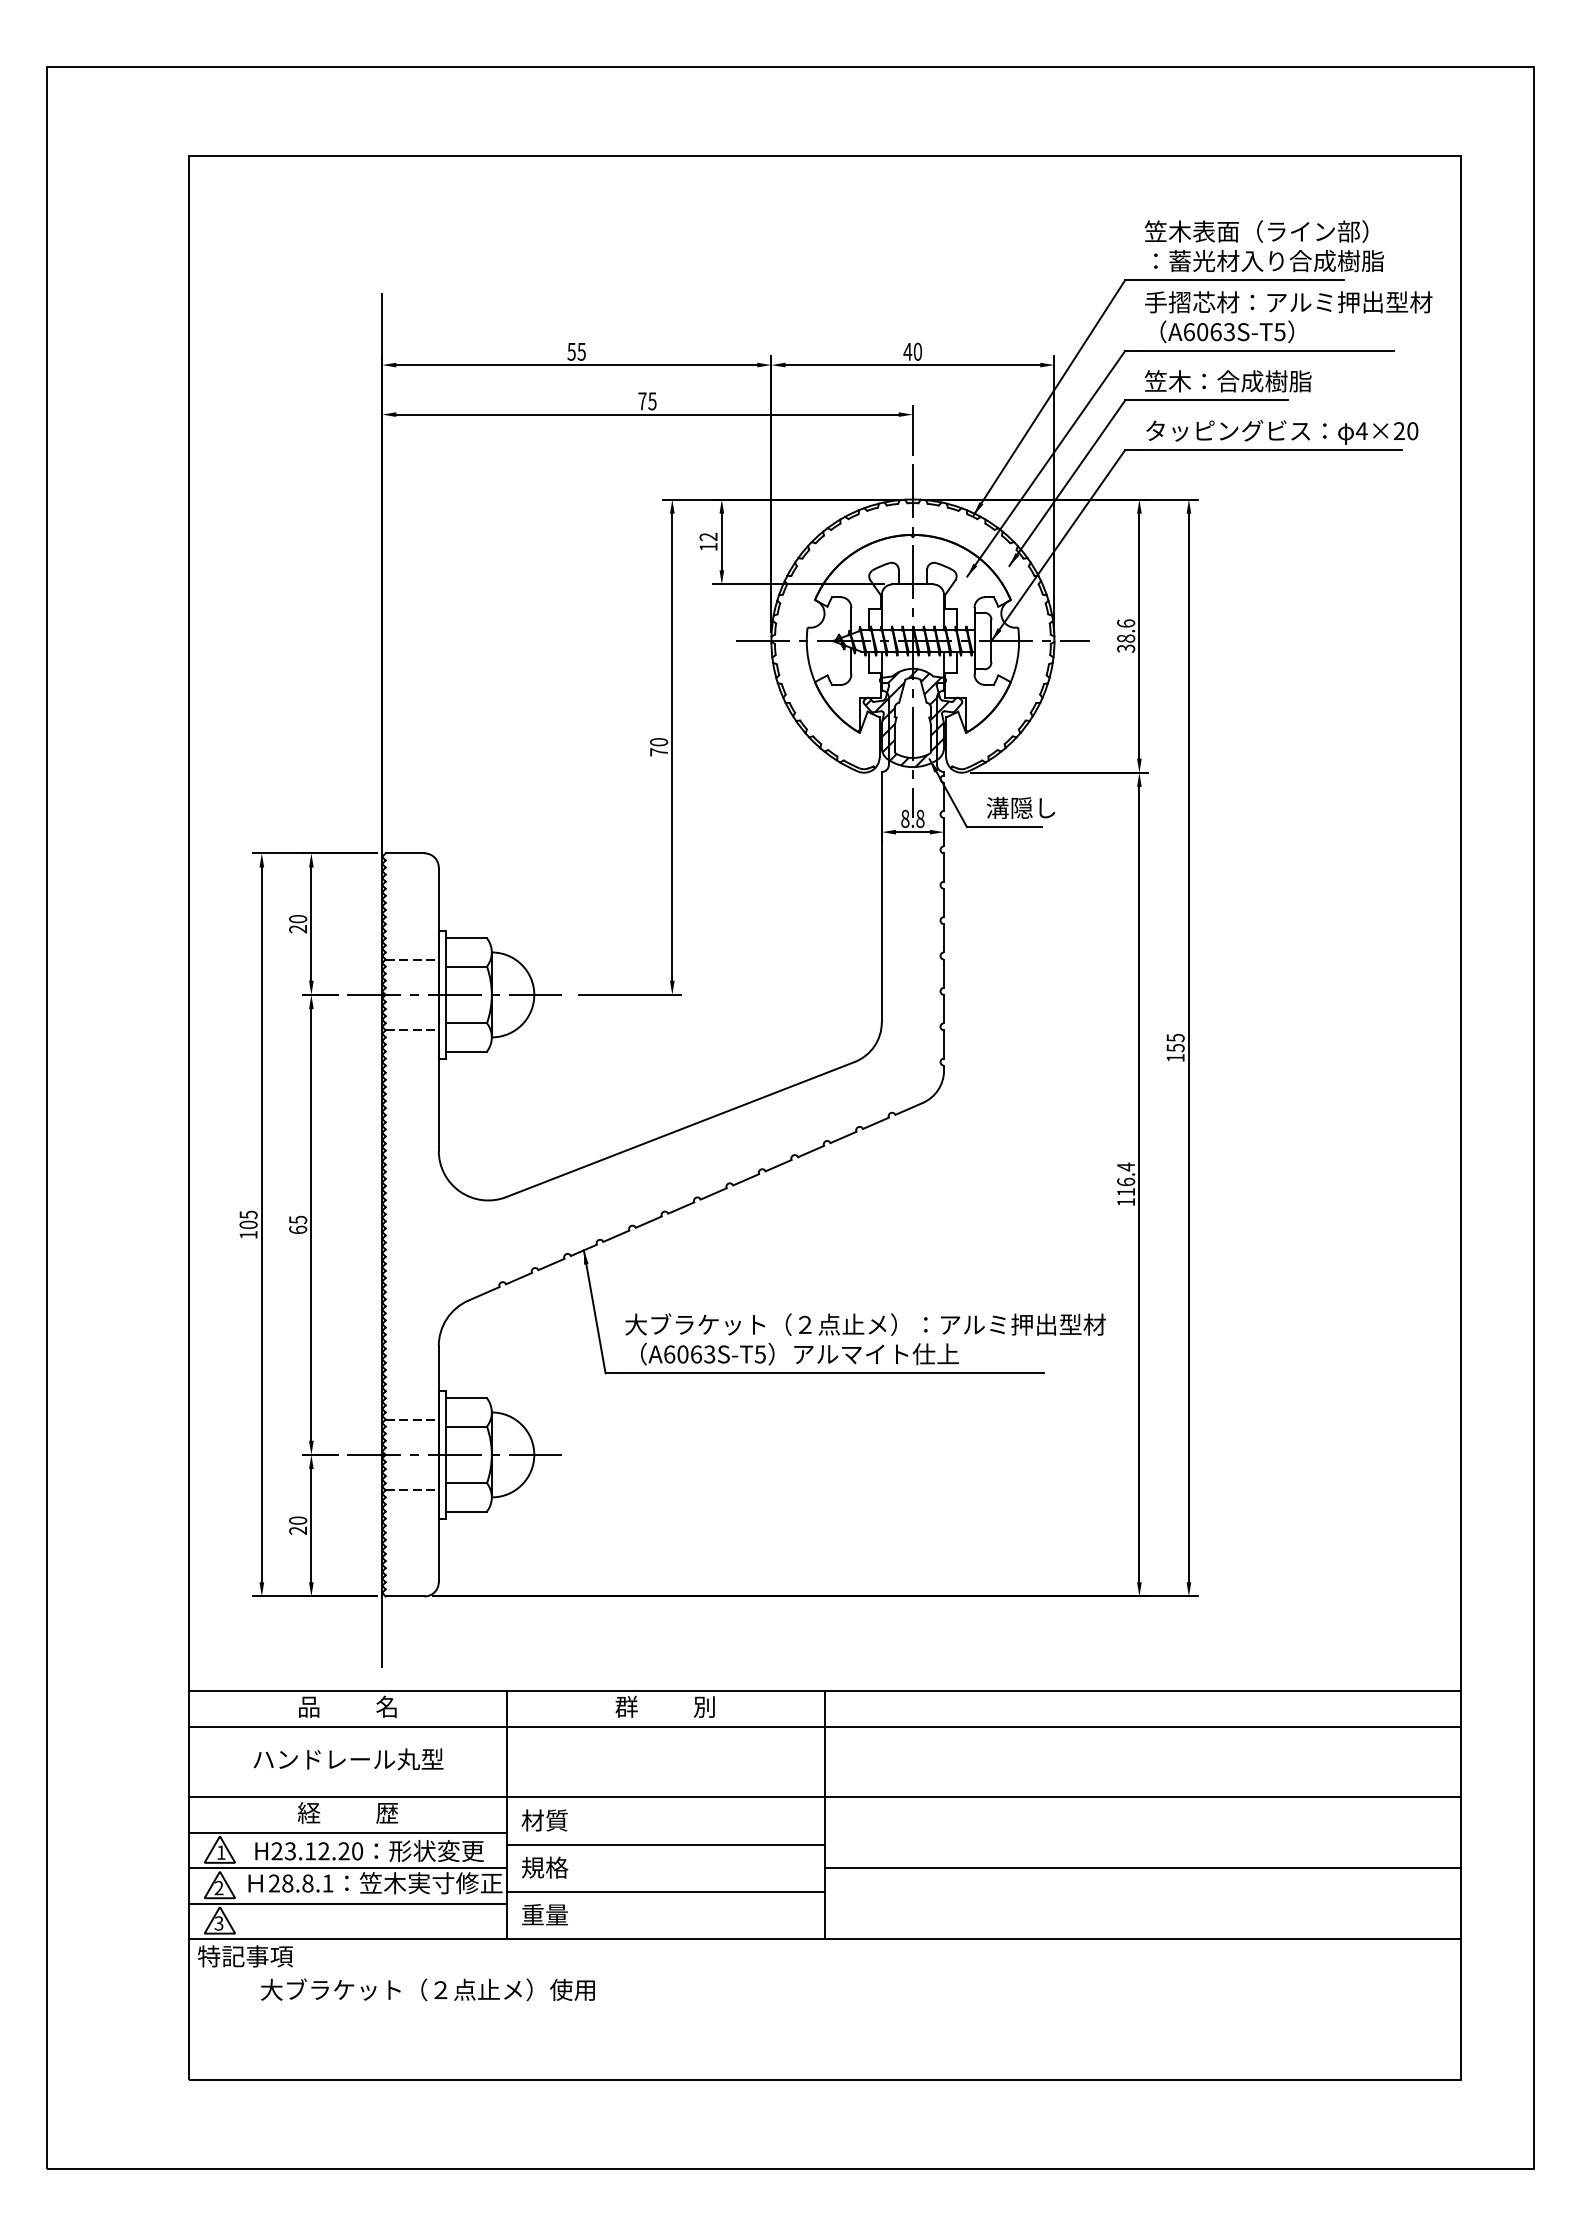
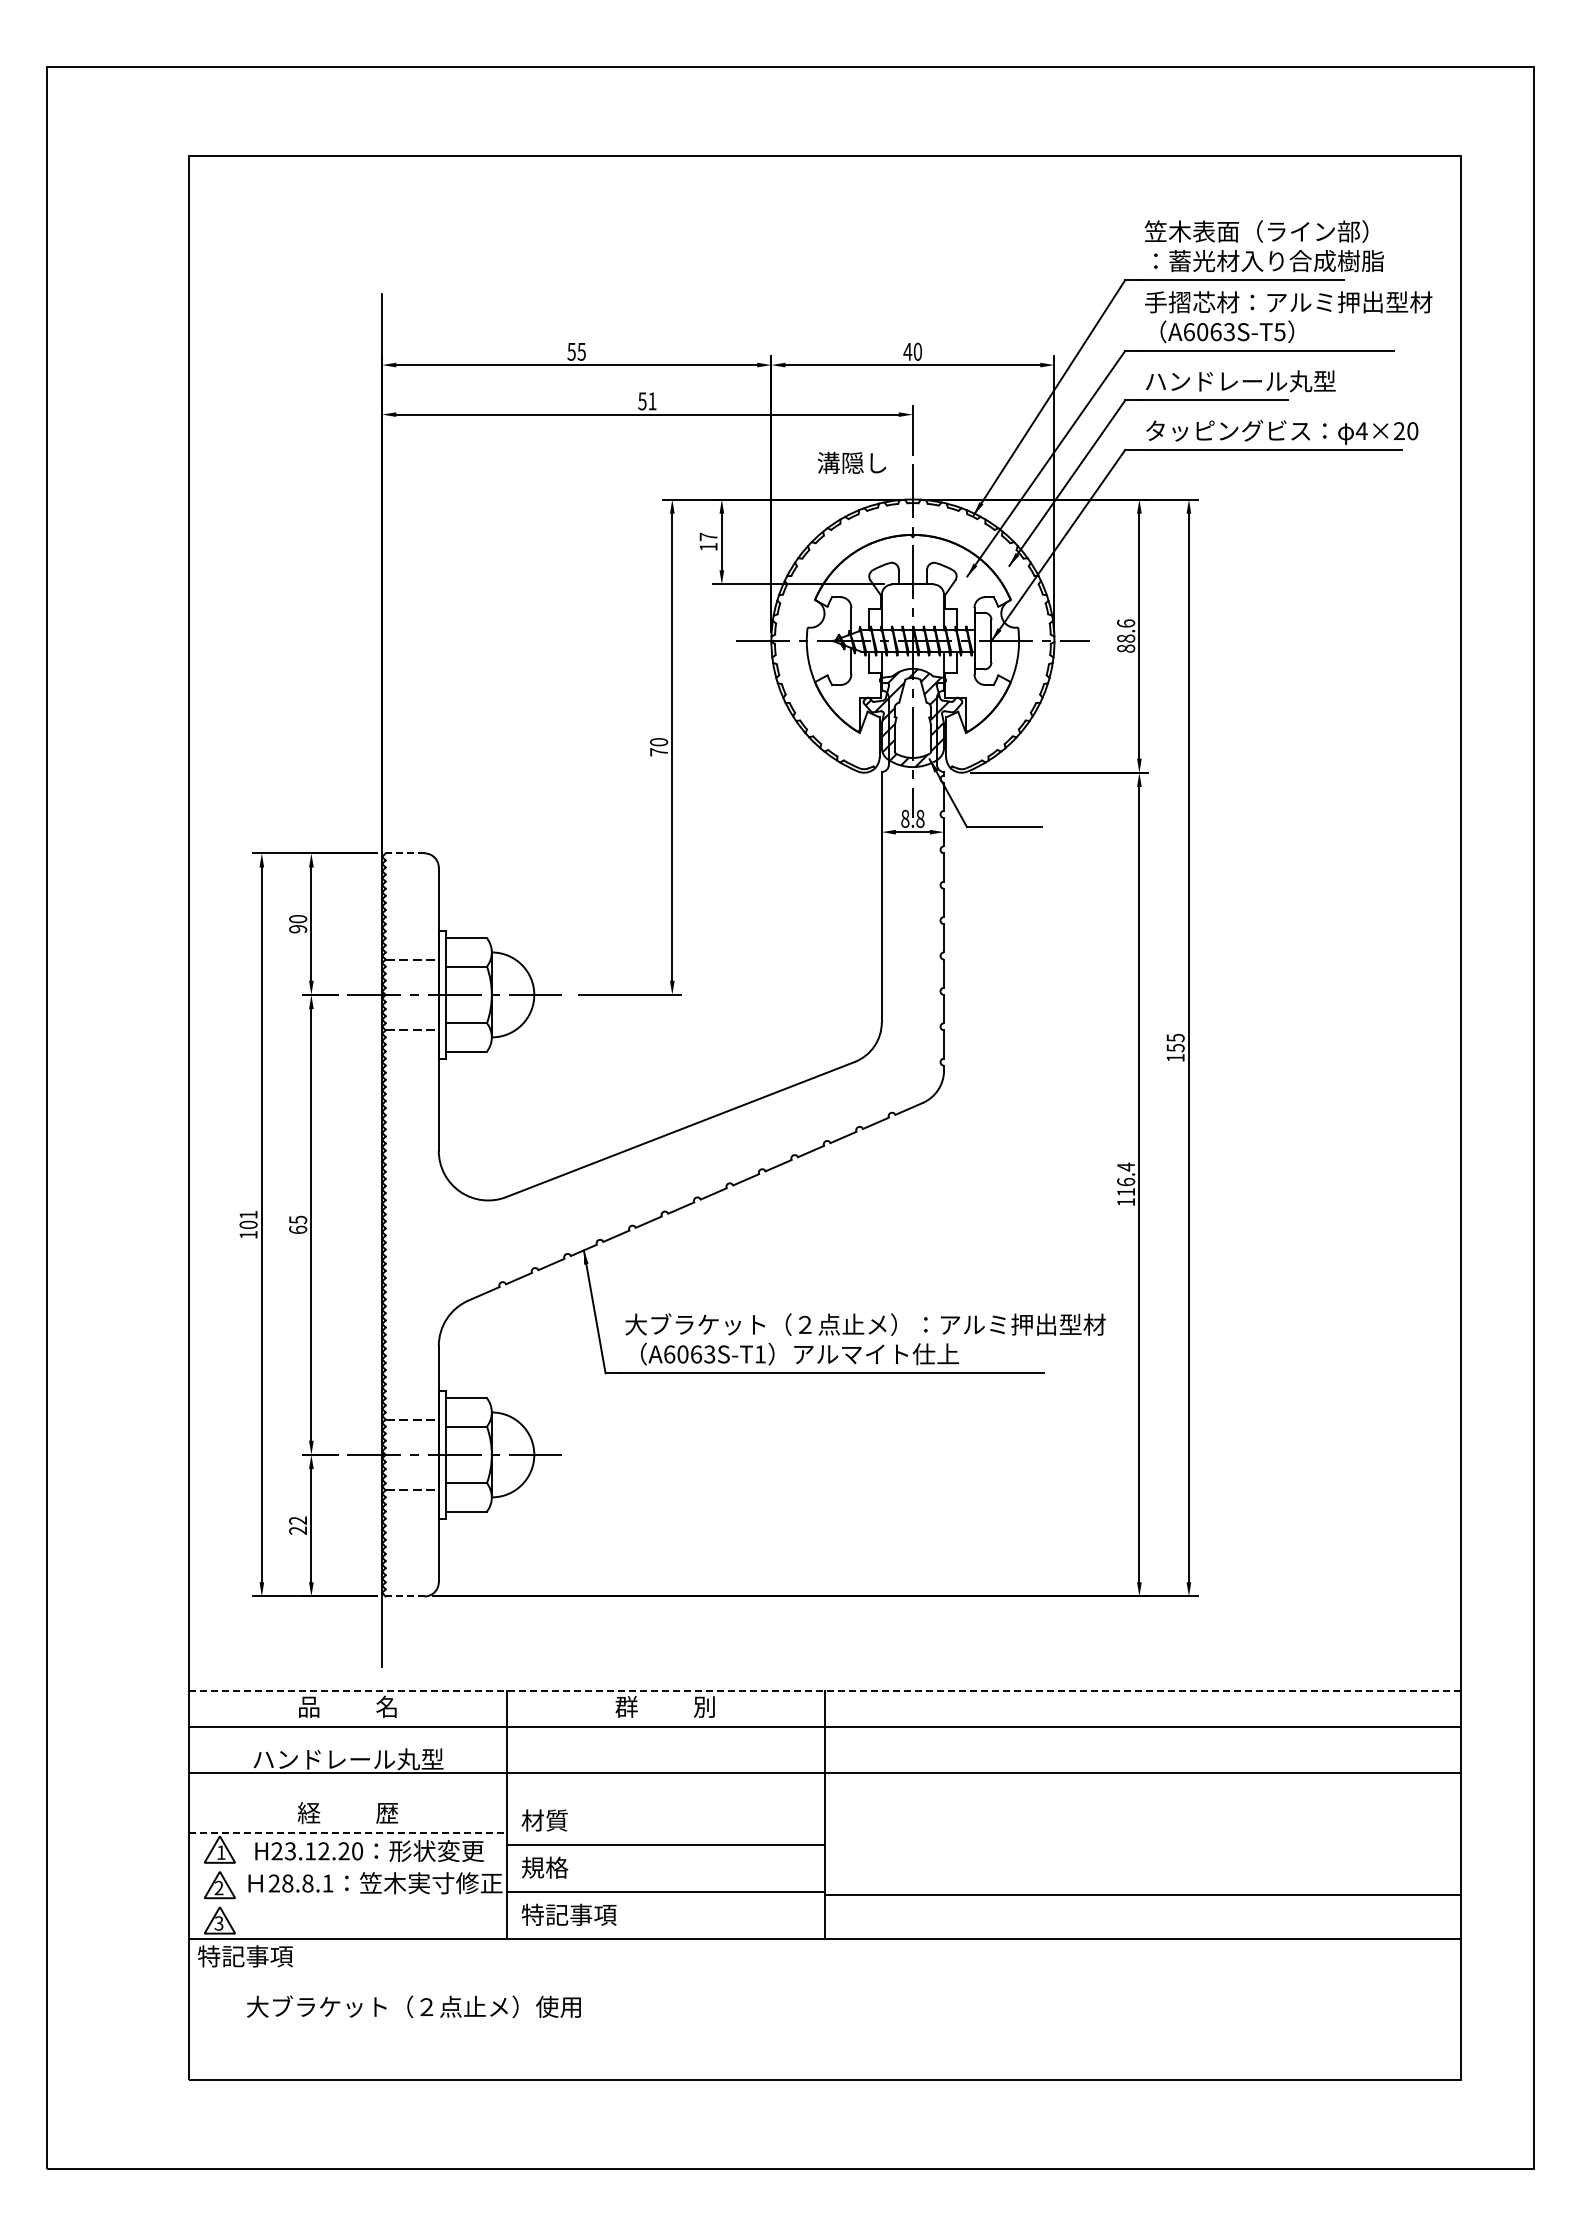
text: 笠木：合成樹脂 -> ハンドレール丸型 (1239, 381)
text: 75 -> 51 (647, 401)
text: 12 -> 17 (708, 536)
text: 38.6 -> 88.6 (1125, 648)
text position: (1020, 807) -> (851, 462) (851, 462)
line: solid -> dashed (404, 853)
text: 20 -> 90 (298, 929)
text: 105 -> 101 (248, 1214)
text: A6063S-T5 -> A6063S-T1 (759, 1354)
text: 20 -> 22 (298, 1520)
line: solid -> dashed (404, 1596)
line: solid -> dashed (825, 1691)
line position: (824, 1797) -> (824, 1773) (824, 1773)
line: solid -> dashed (347, 1832)
line: present -> none (347, 1868)
line position: (1142, 1868) -> (1142, 1895) (1142, 1895)
line: present -> none (347, 1903)
text: 重量 -> 特記事項 (568, 1914)
text position: (427, 1989) -> (413, 2006) (413, 2006)
